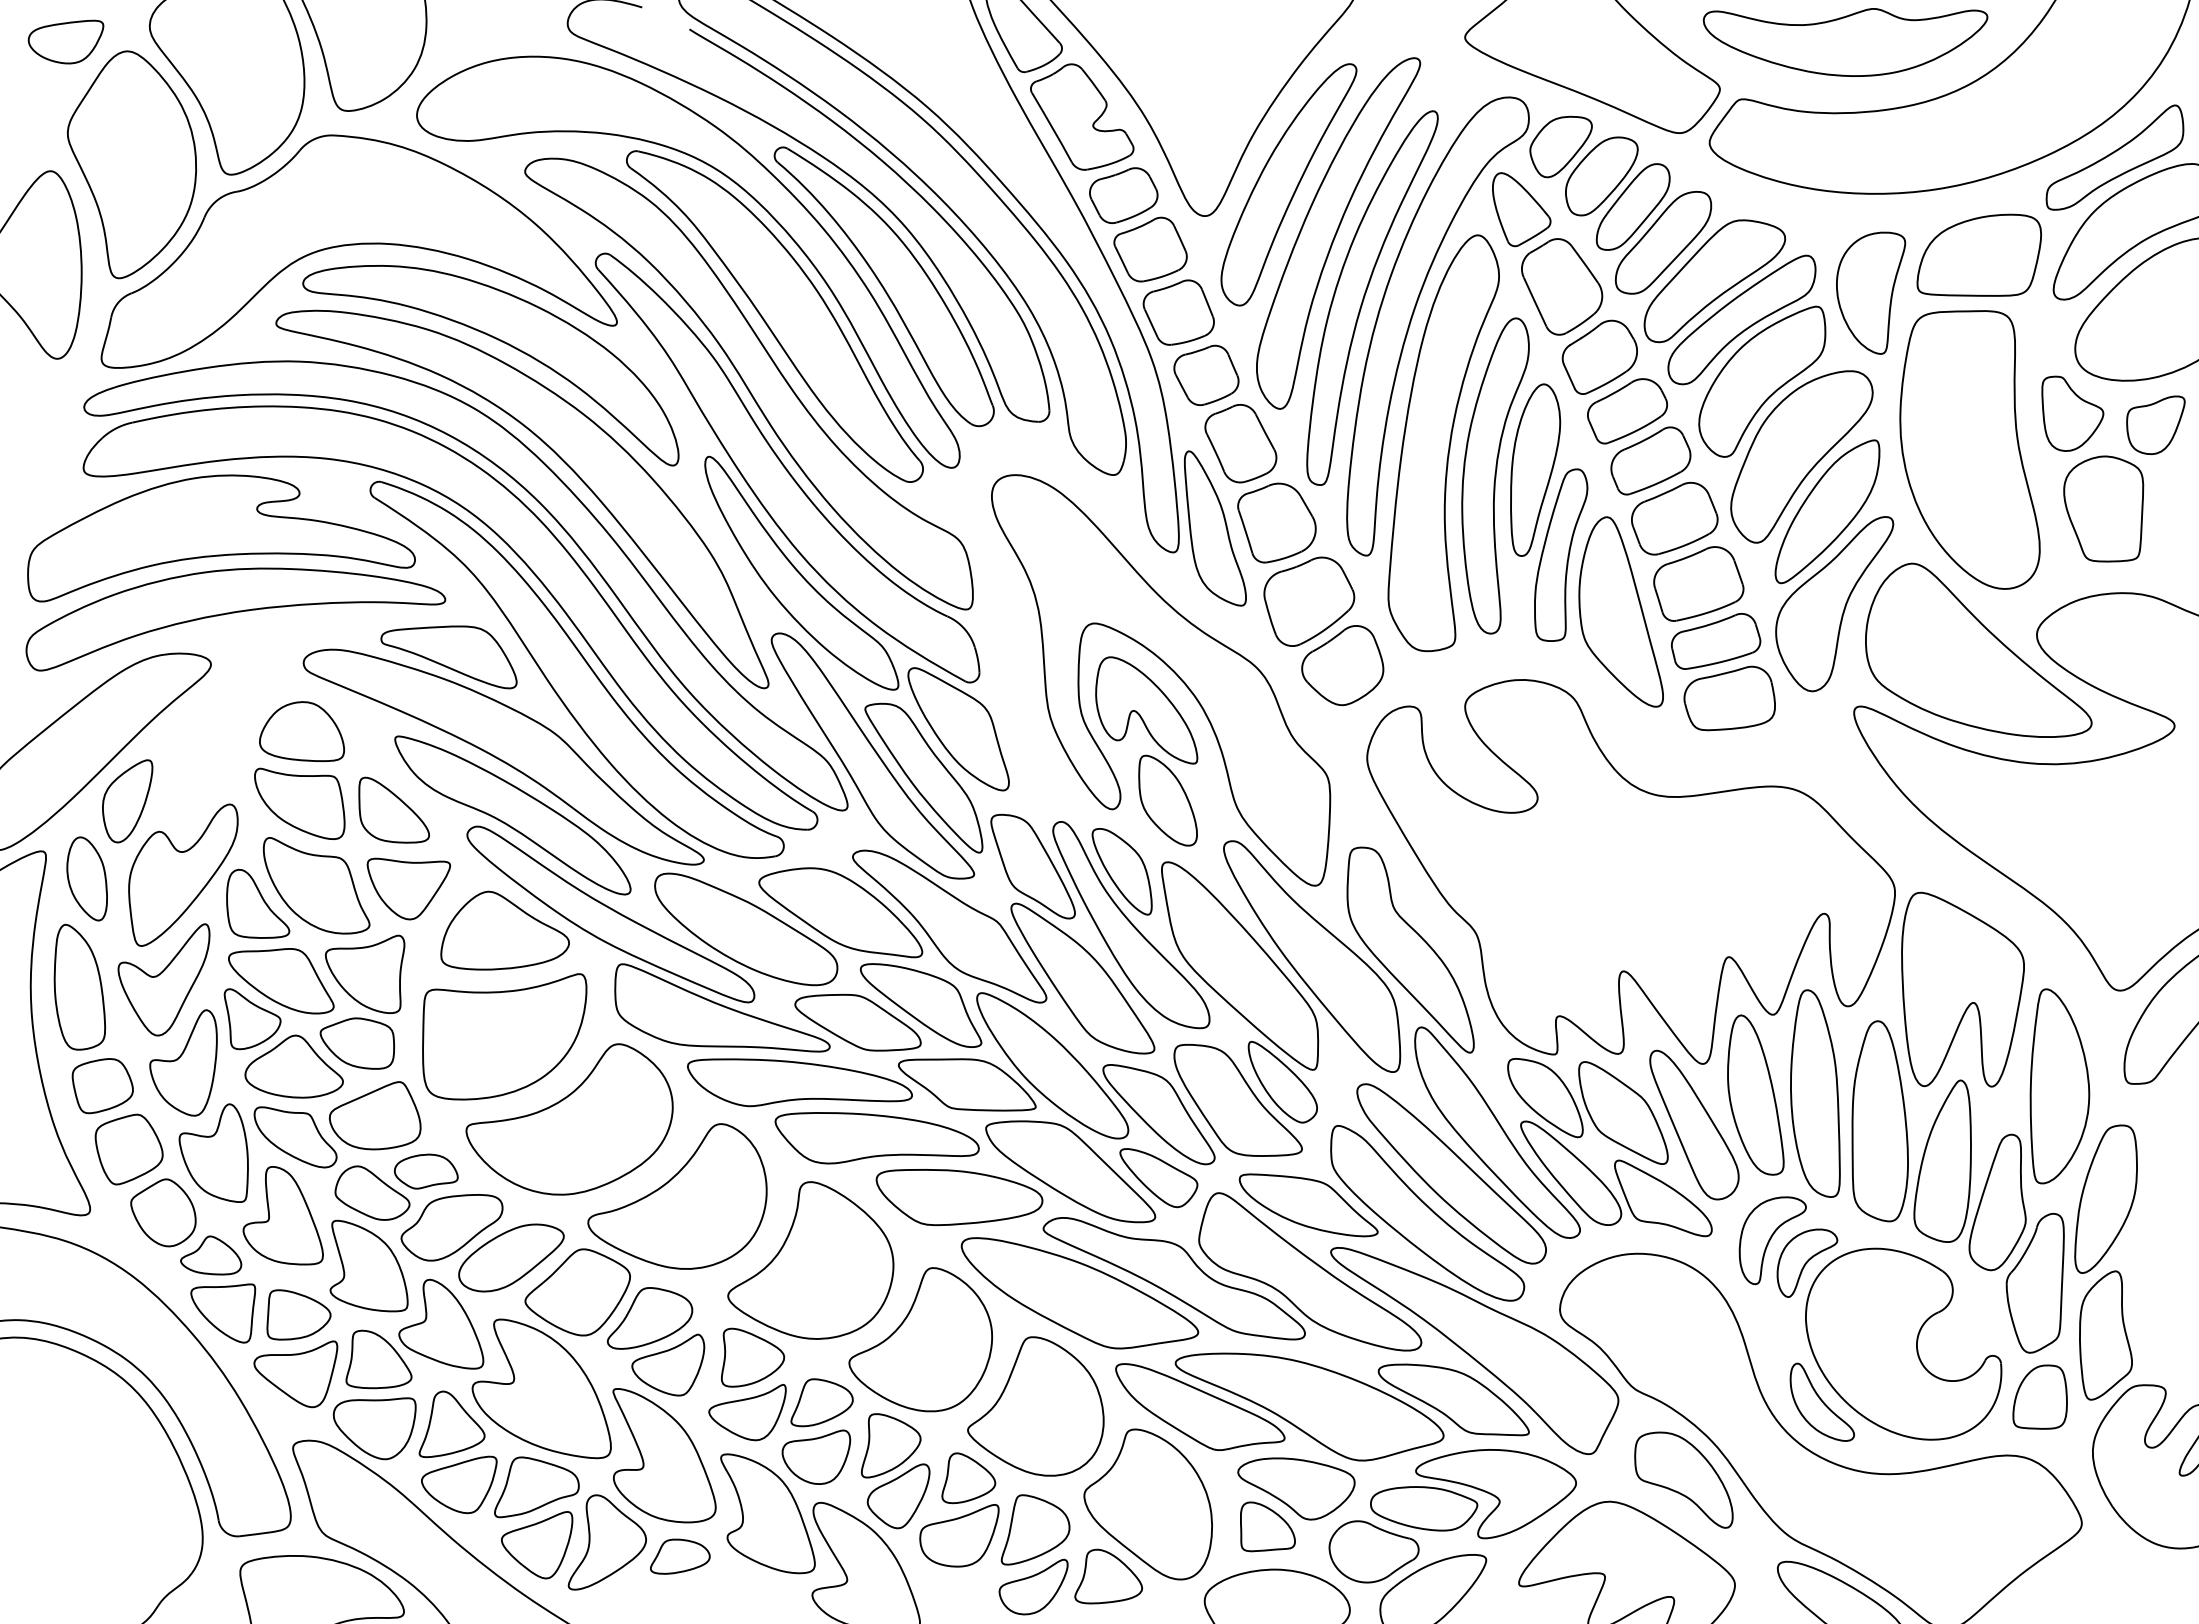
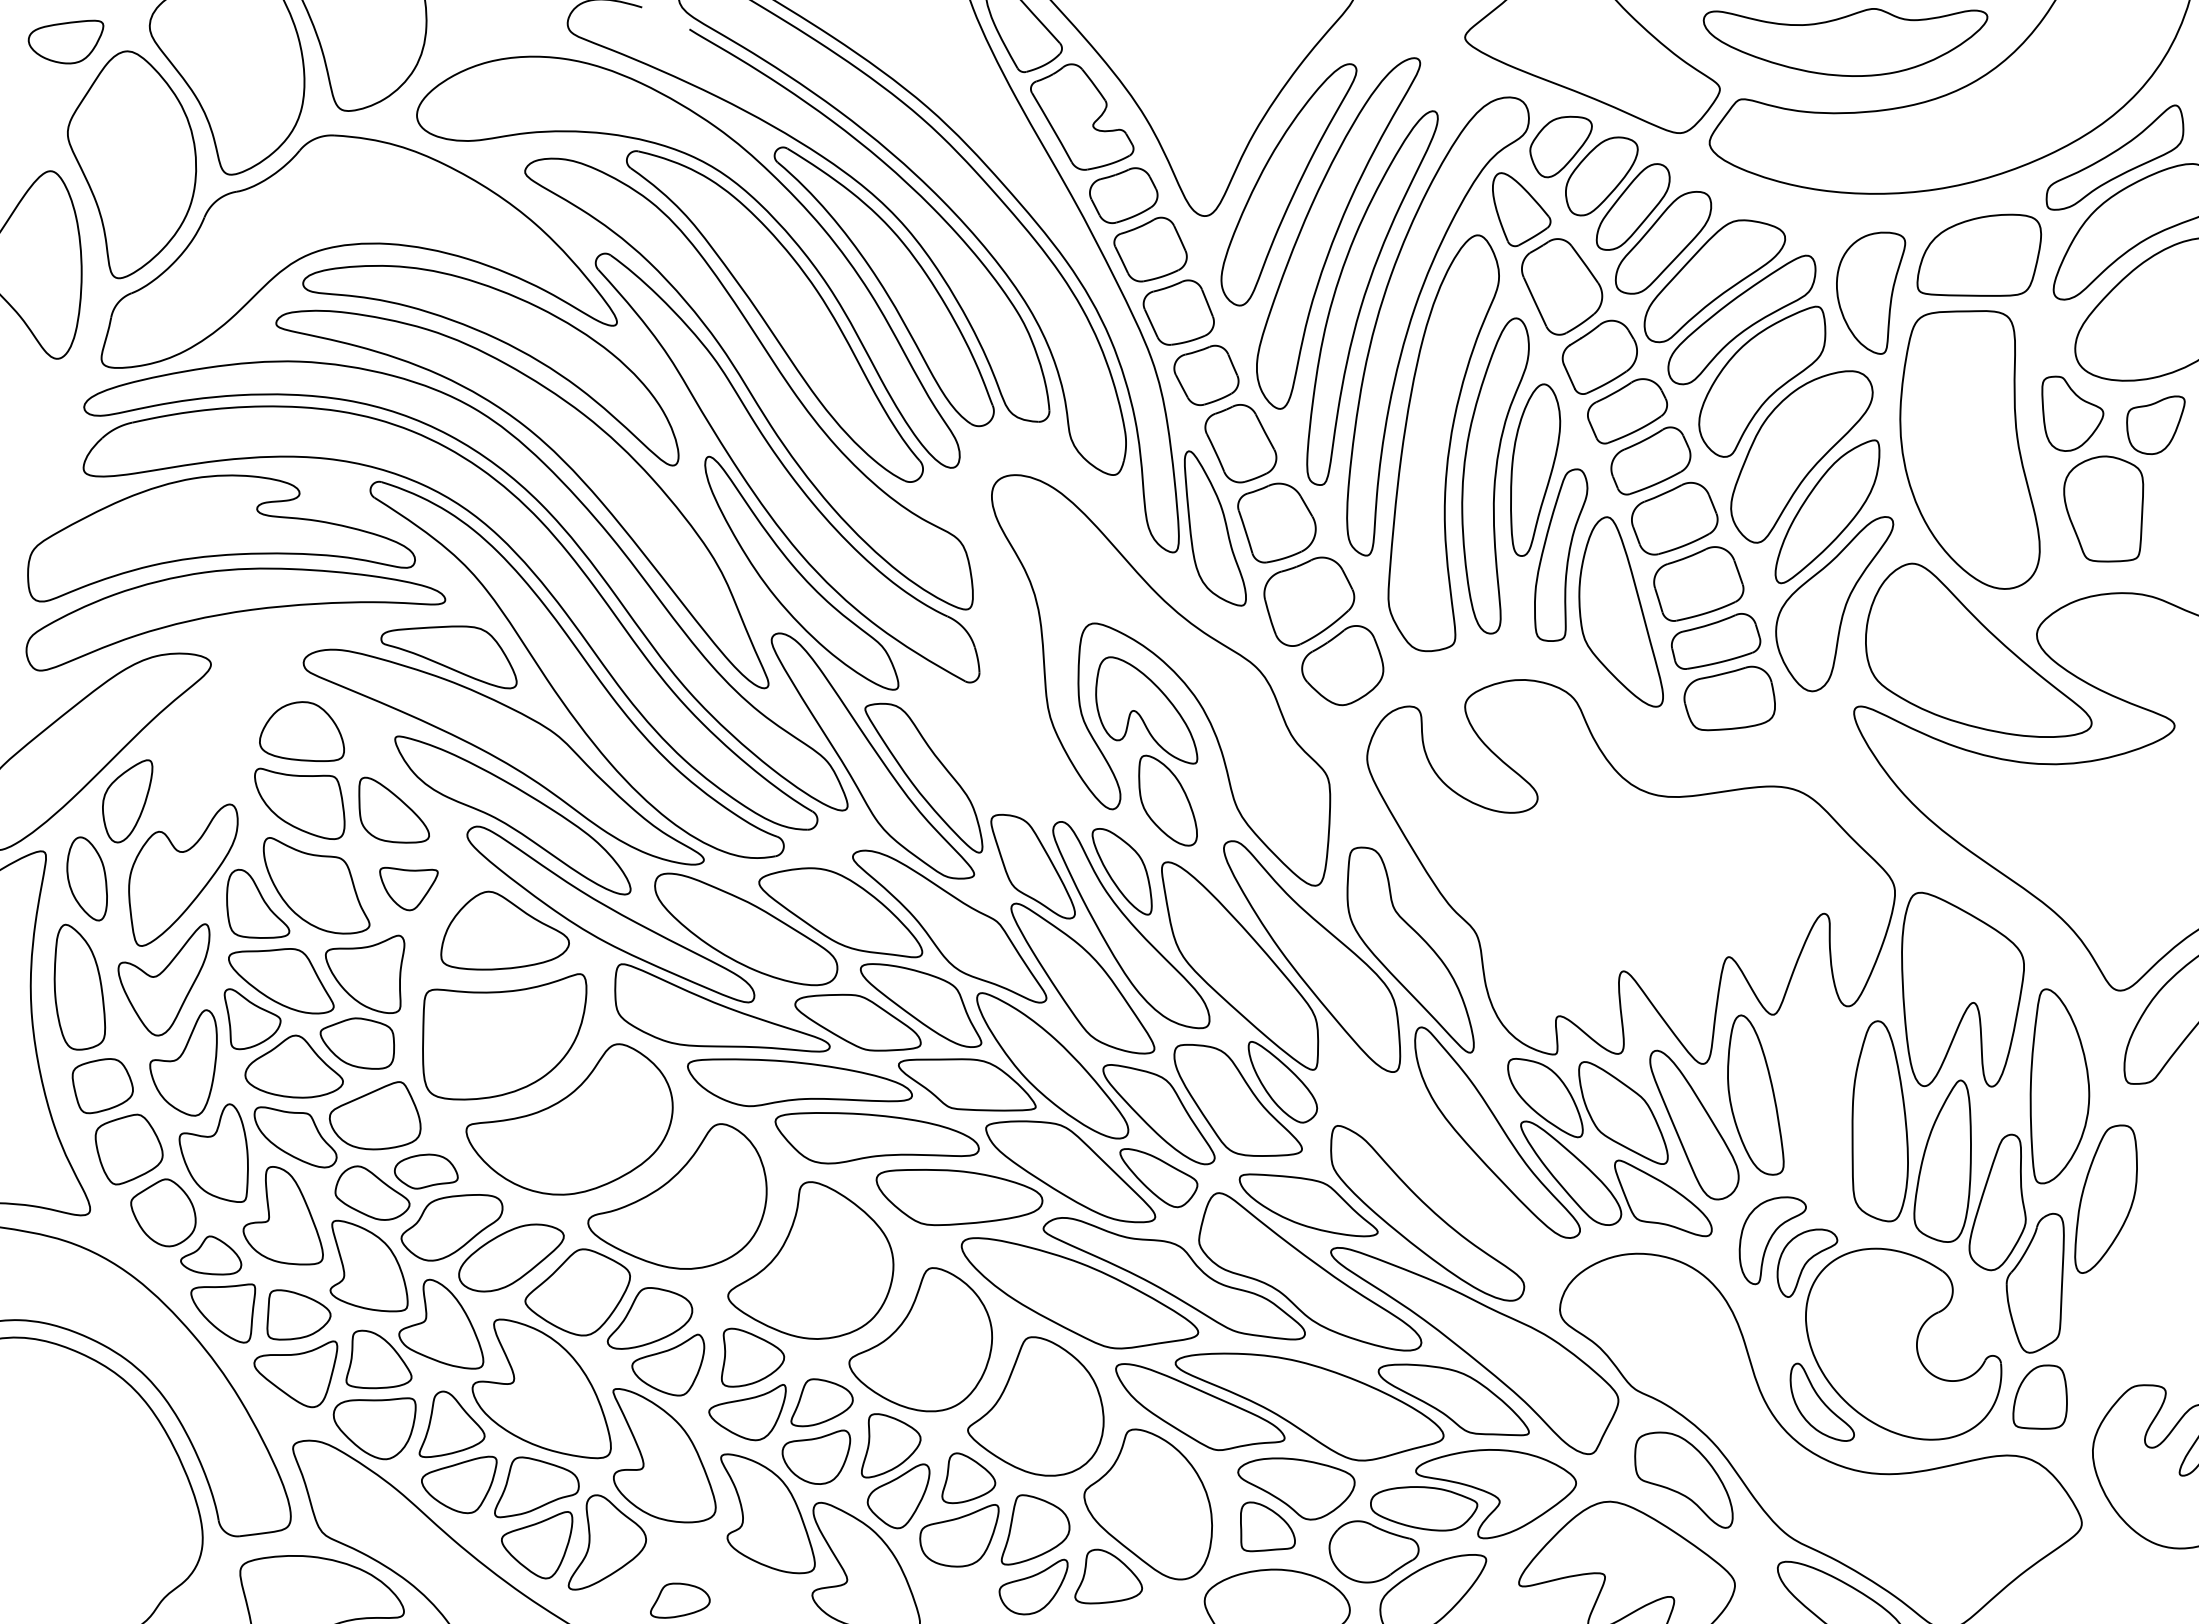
part: present -> none (958, 729)
part size: 86x64 px -> 60x46 px (408, 888)
part: present -> none (1815, 1093)
part: present -> none (1451, 1173)
part: present -> none (2105, 1335)
part position: (680, 1556) -> (680, 1600) (680, 1600)
